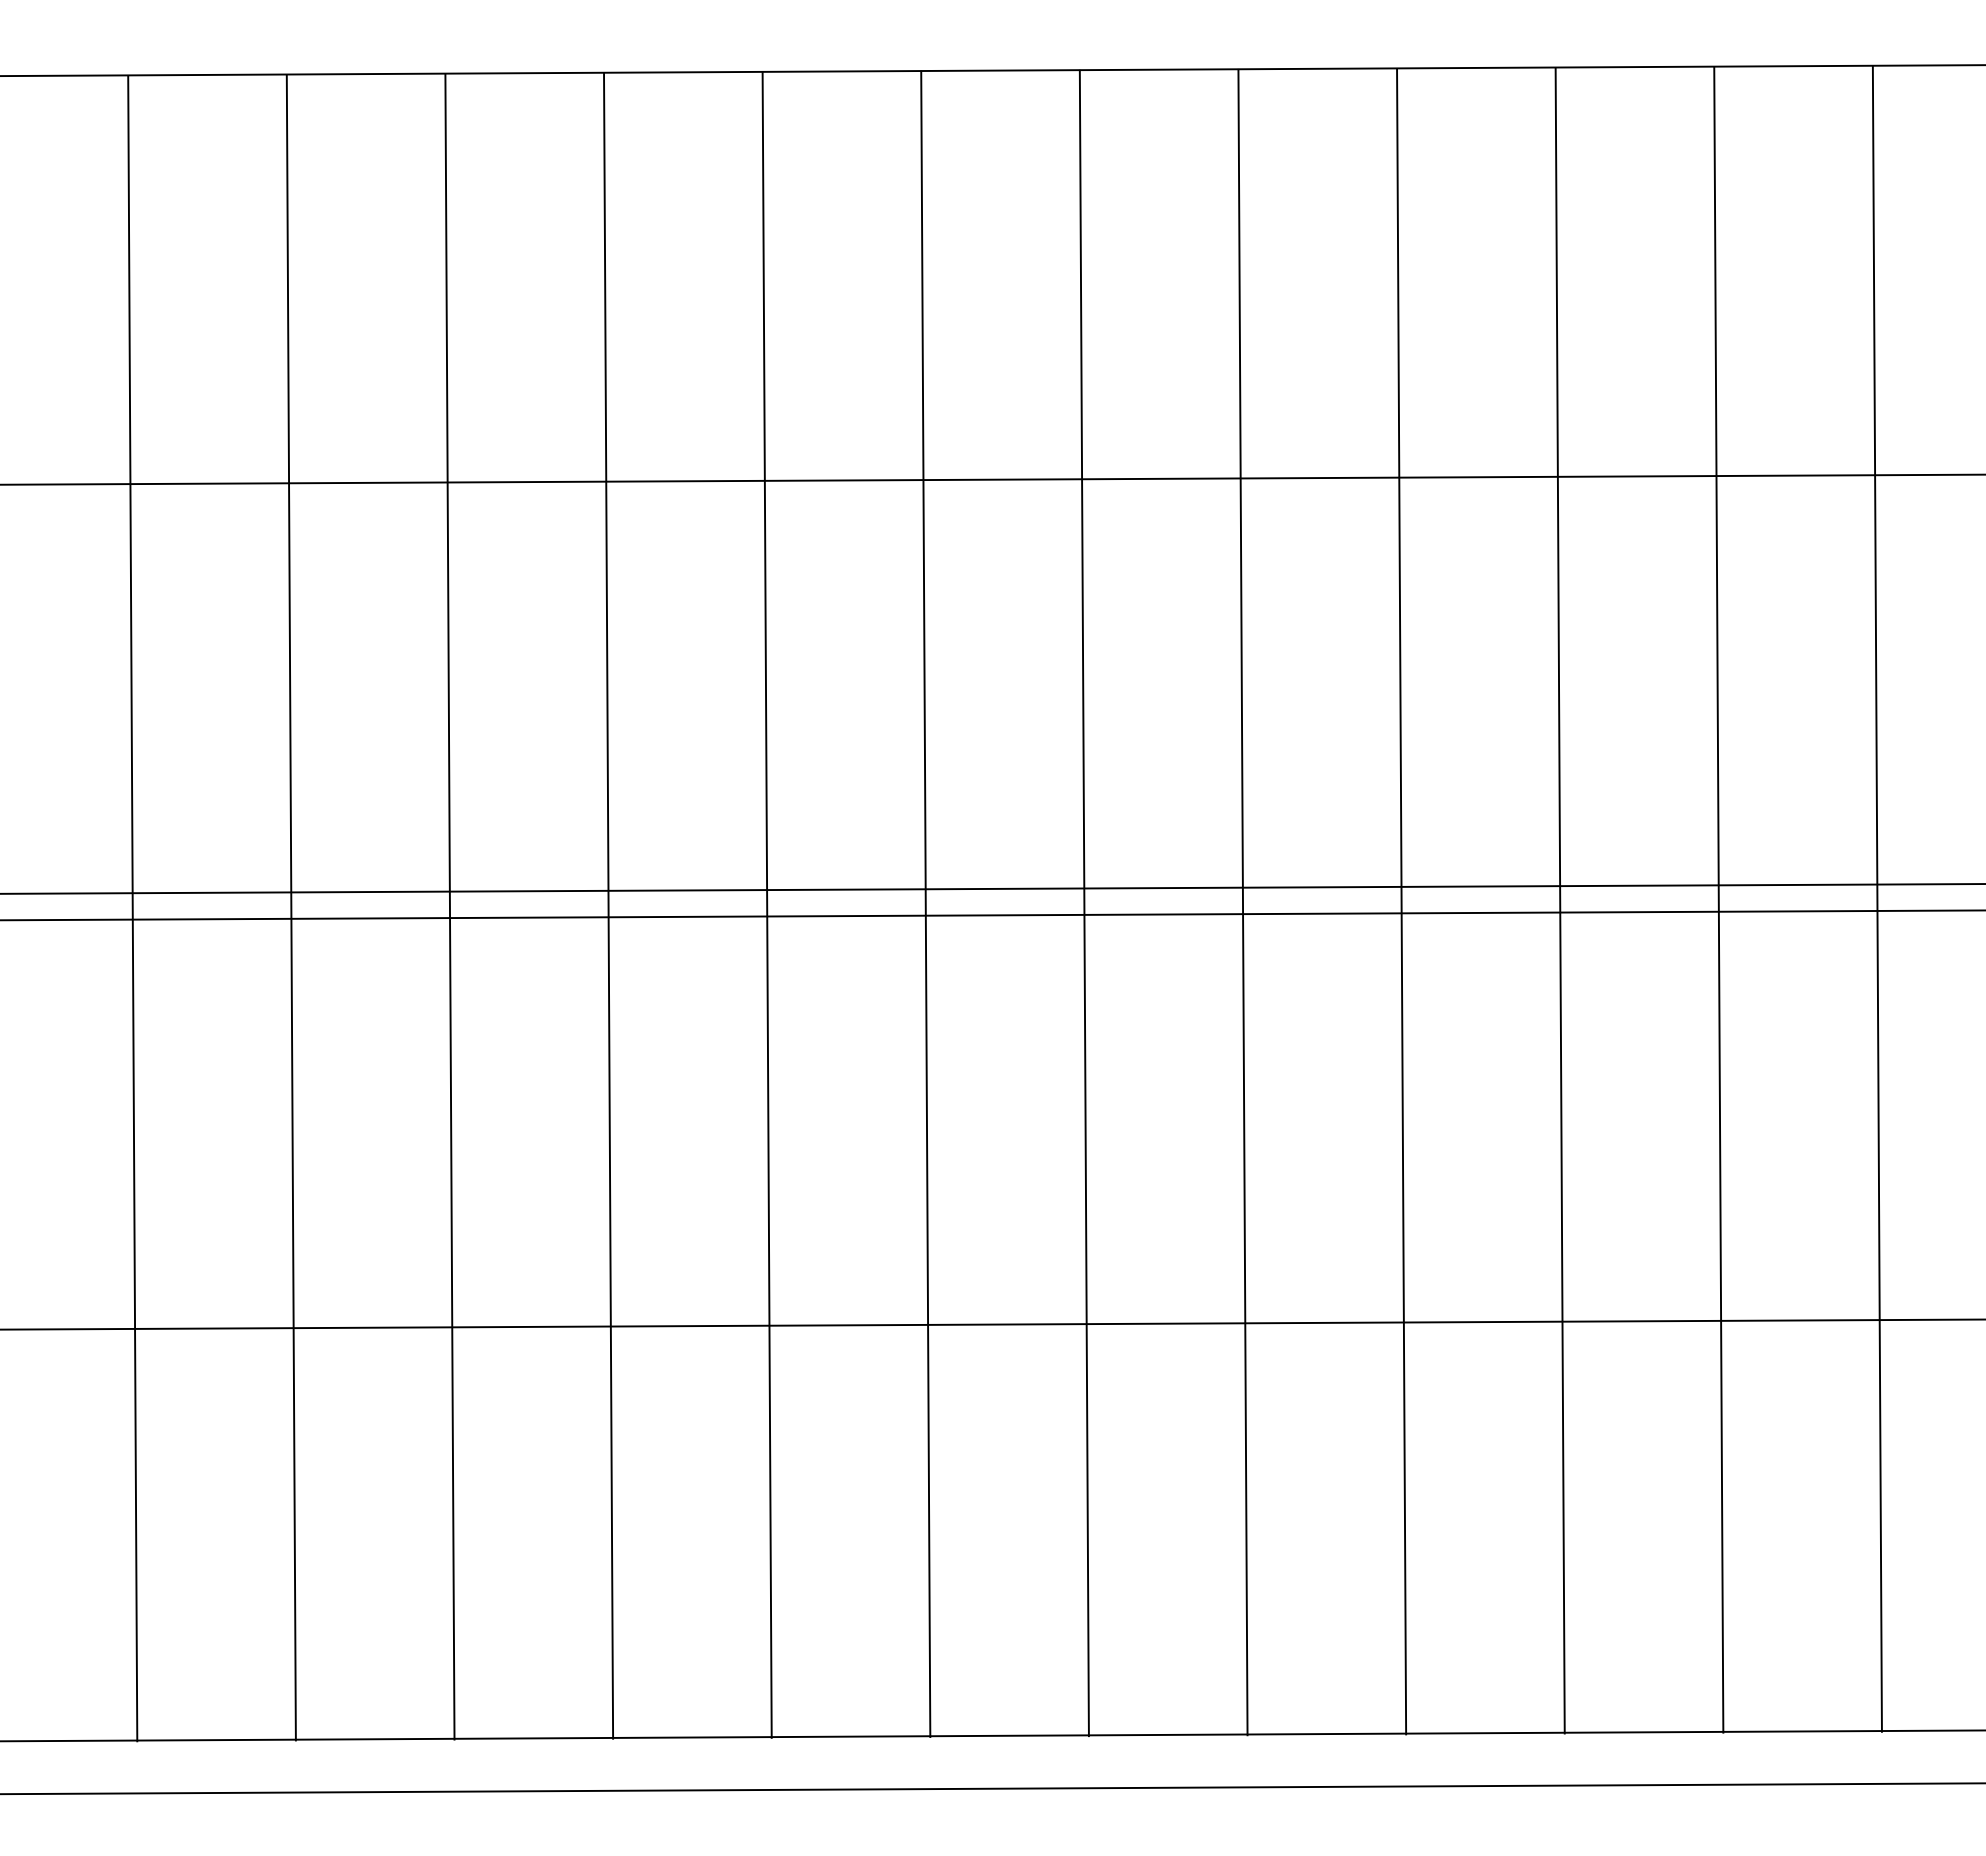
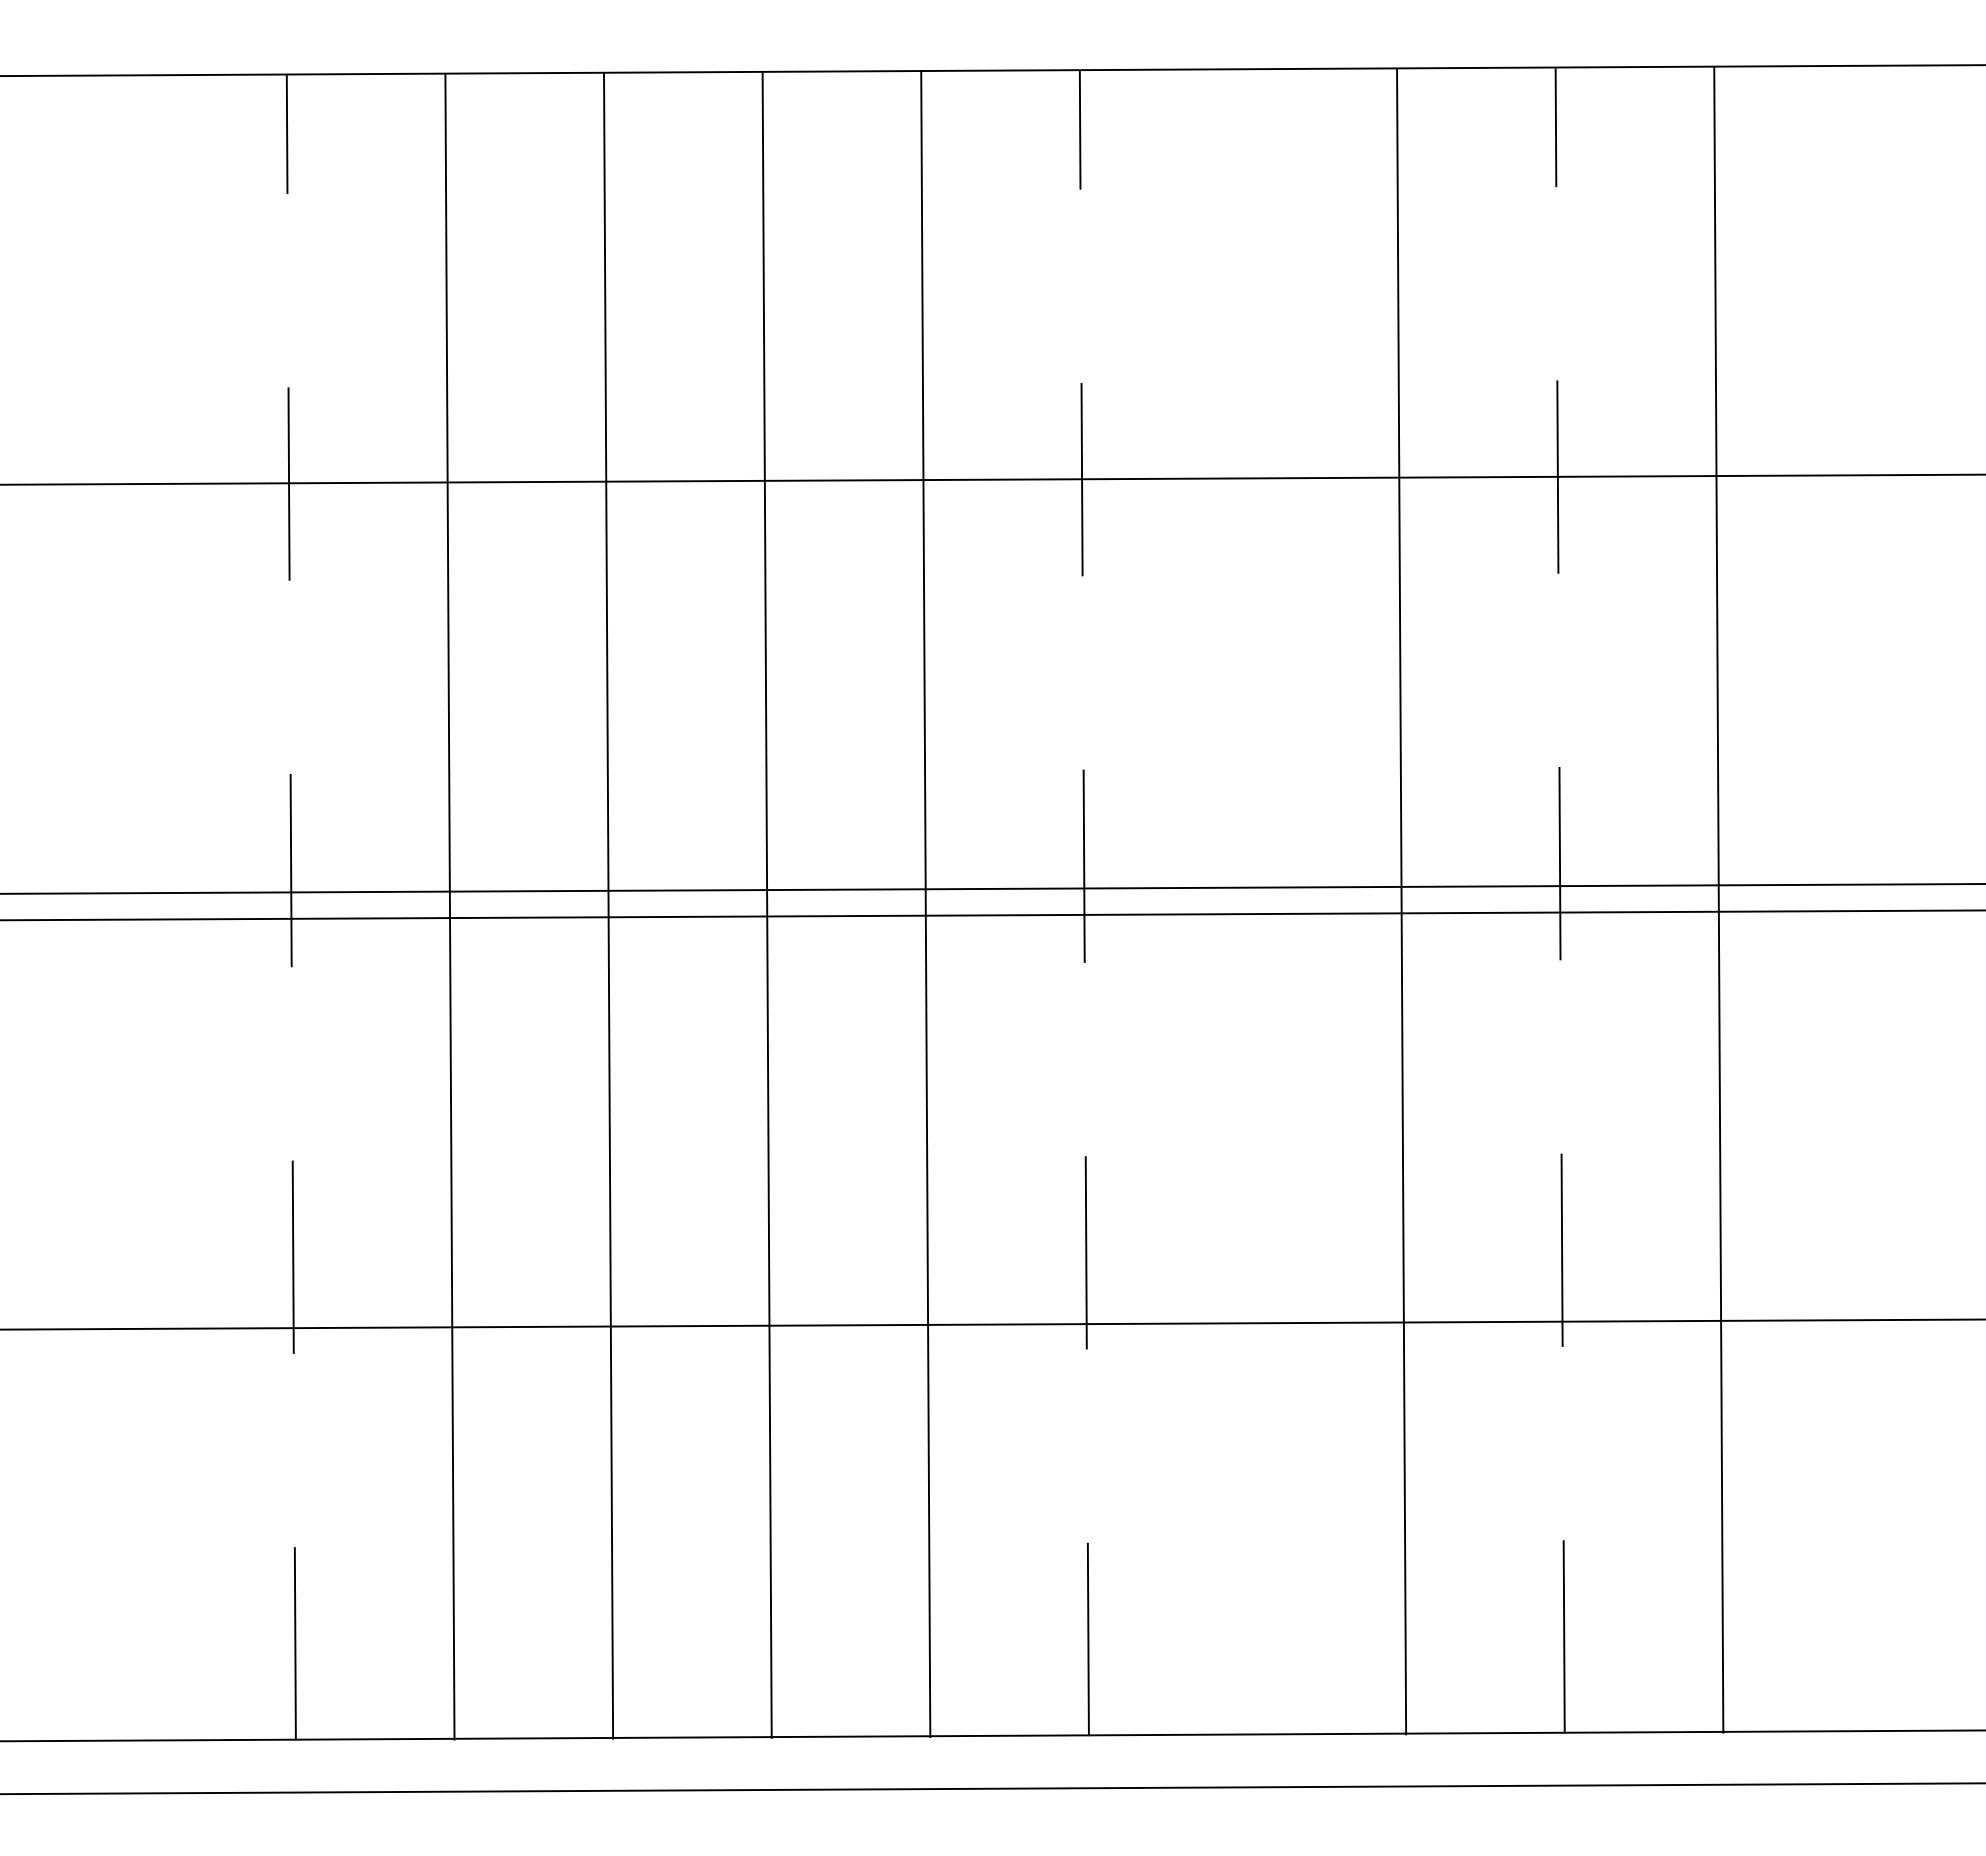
line: present -> none (1876, 898)
line: solid -> dashed (1560, 900)
line: present -> none (1242, 902)
line: solid -> dashed (1084, 903)
line: solid -> dashed (291, 907)
line: present -> none (132, 908)
